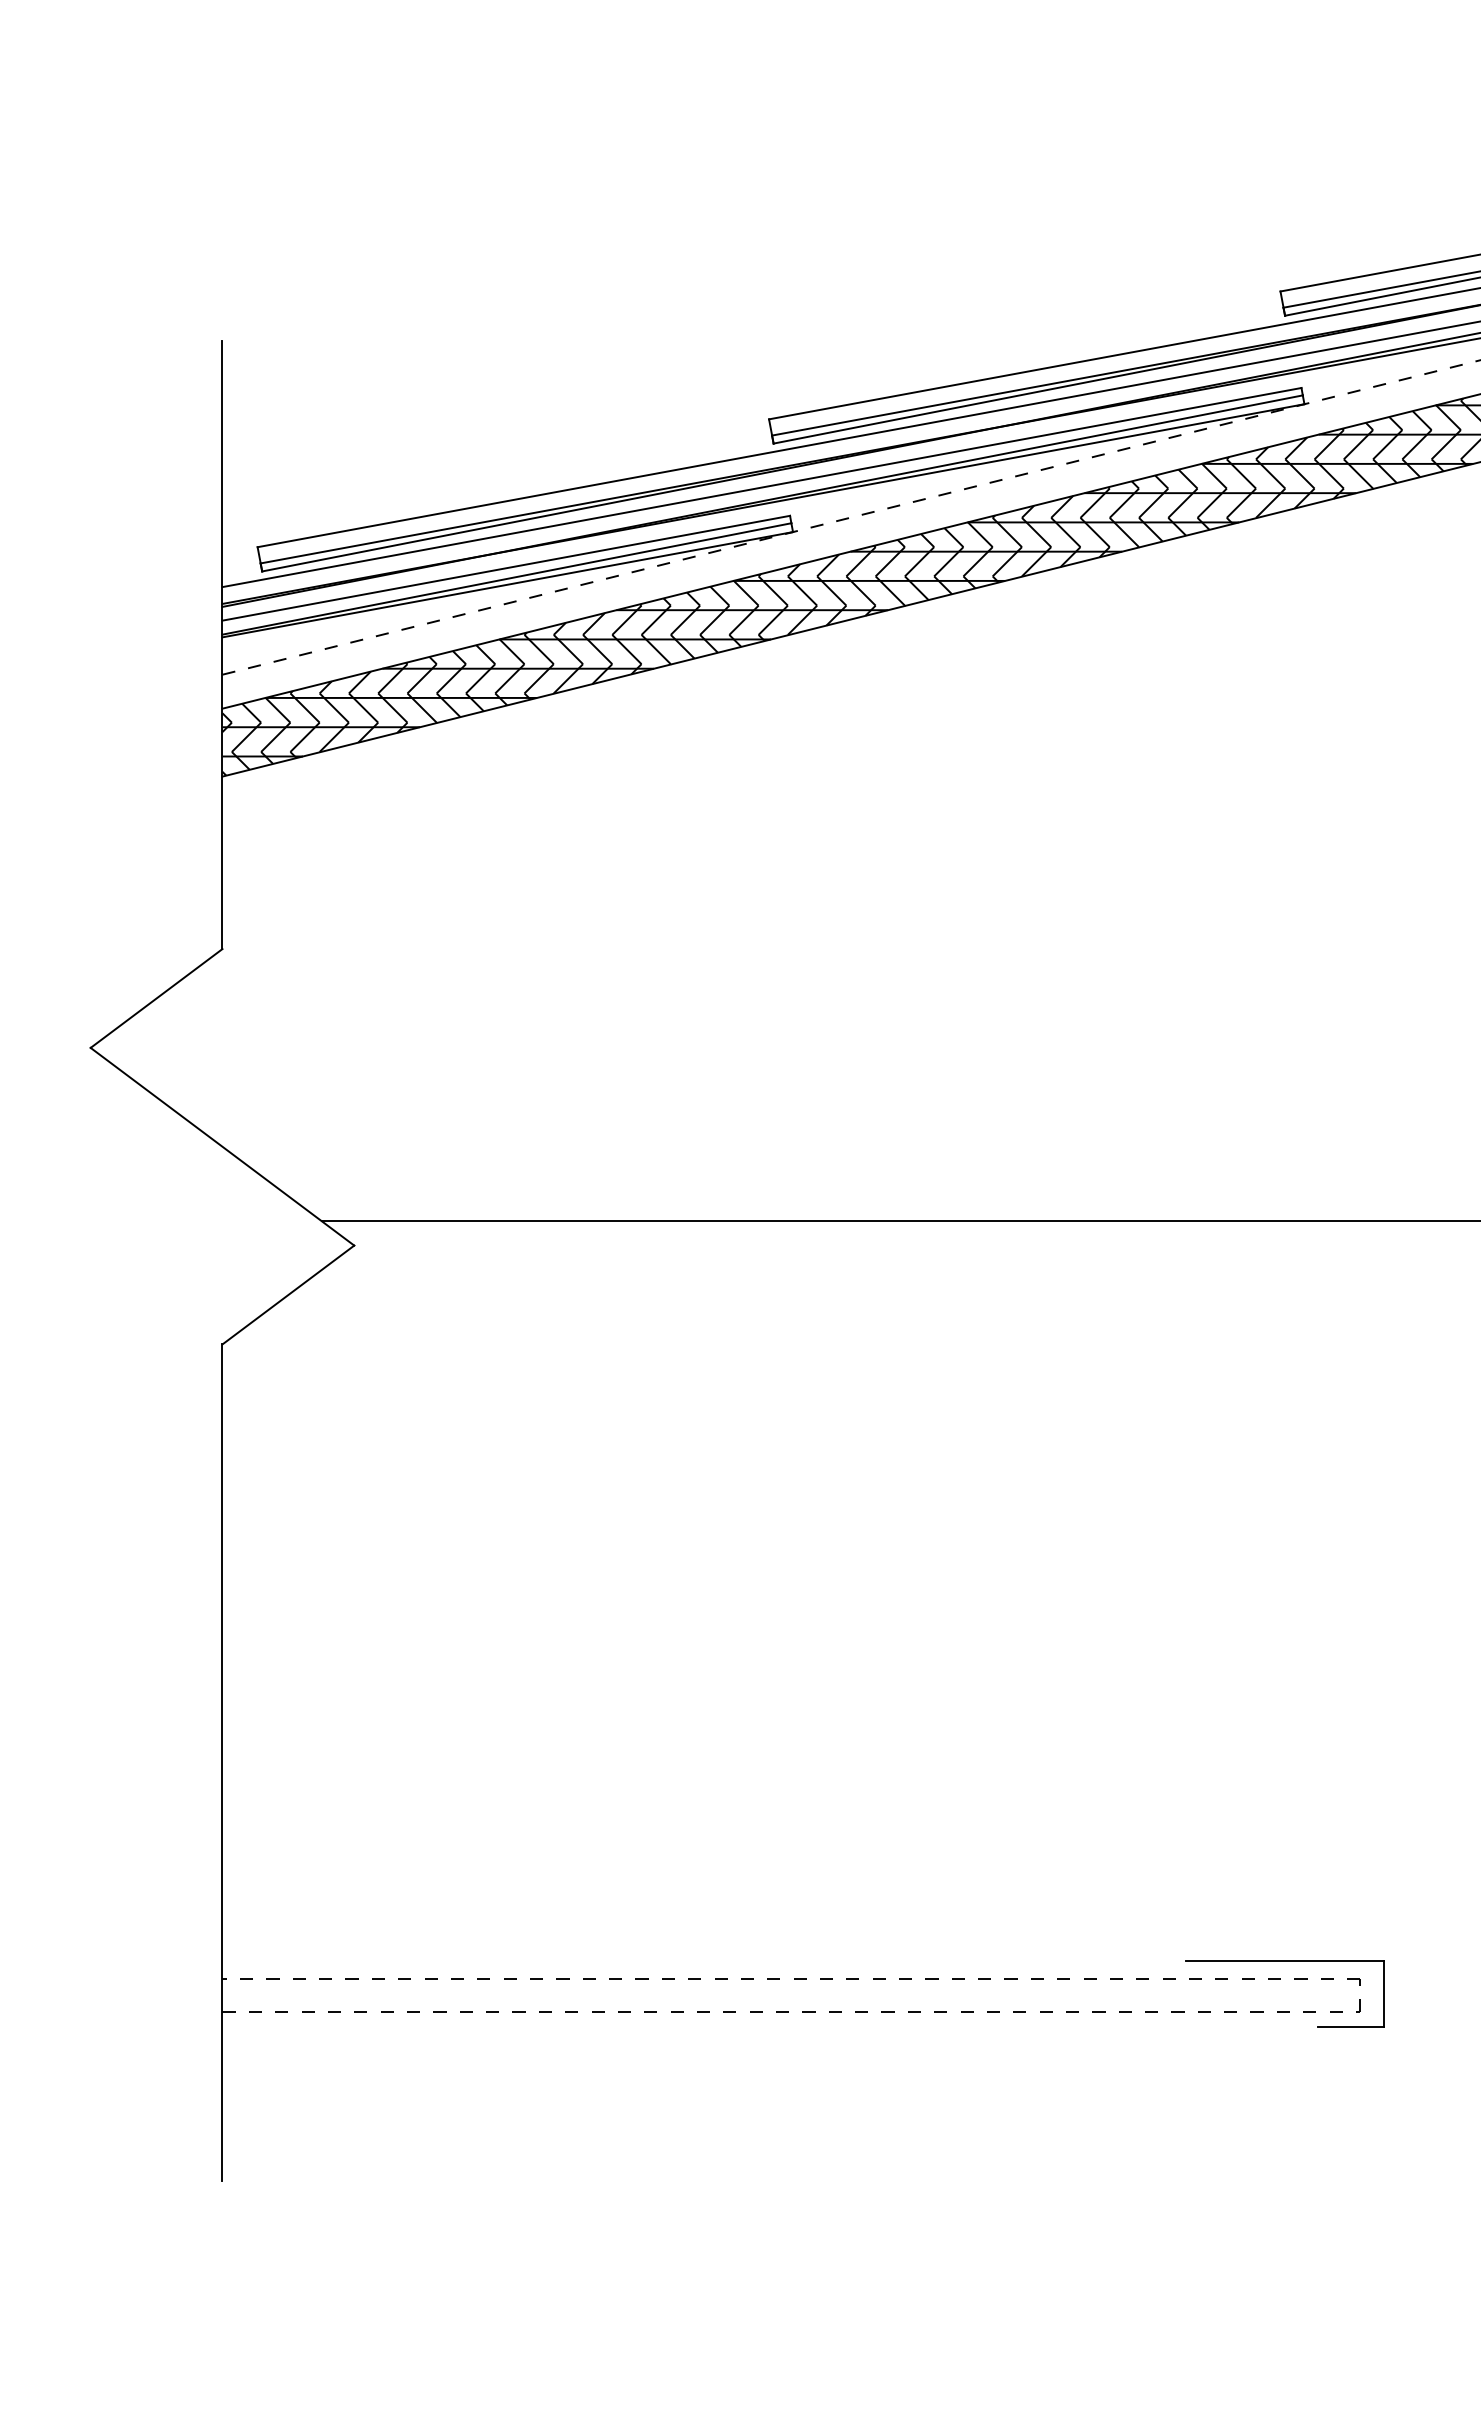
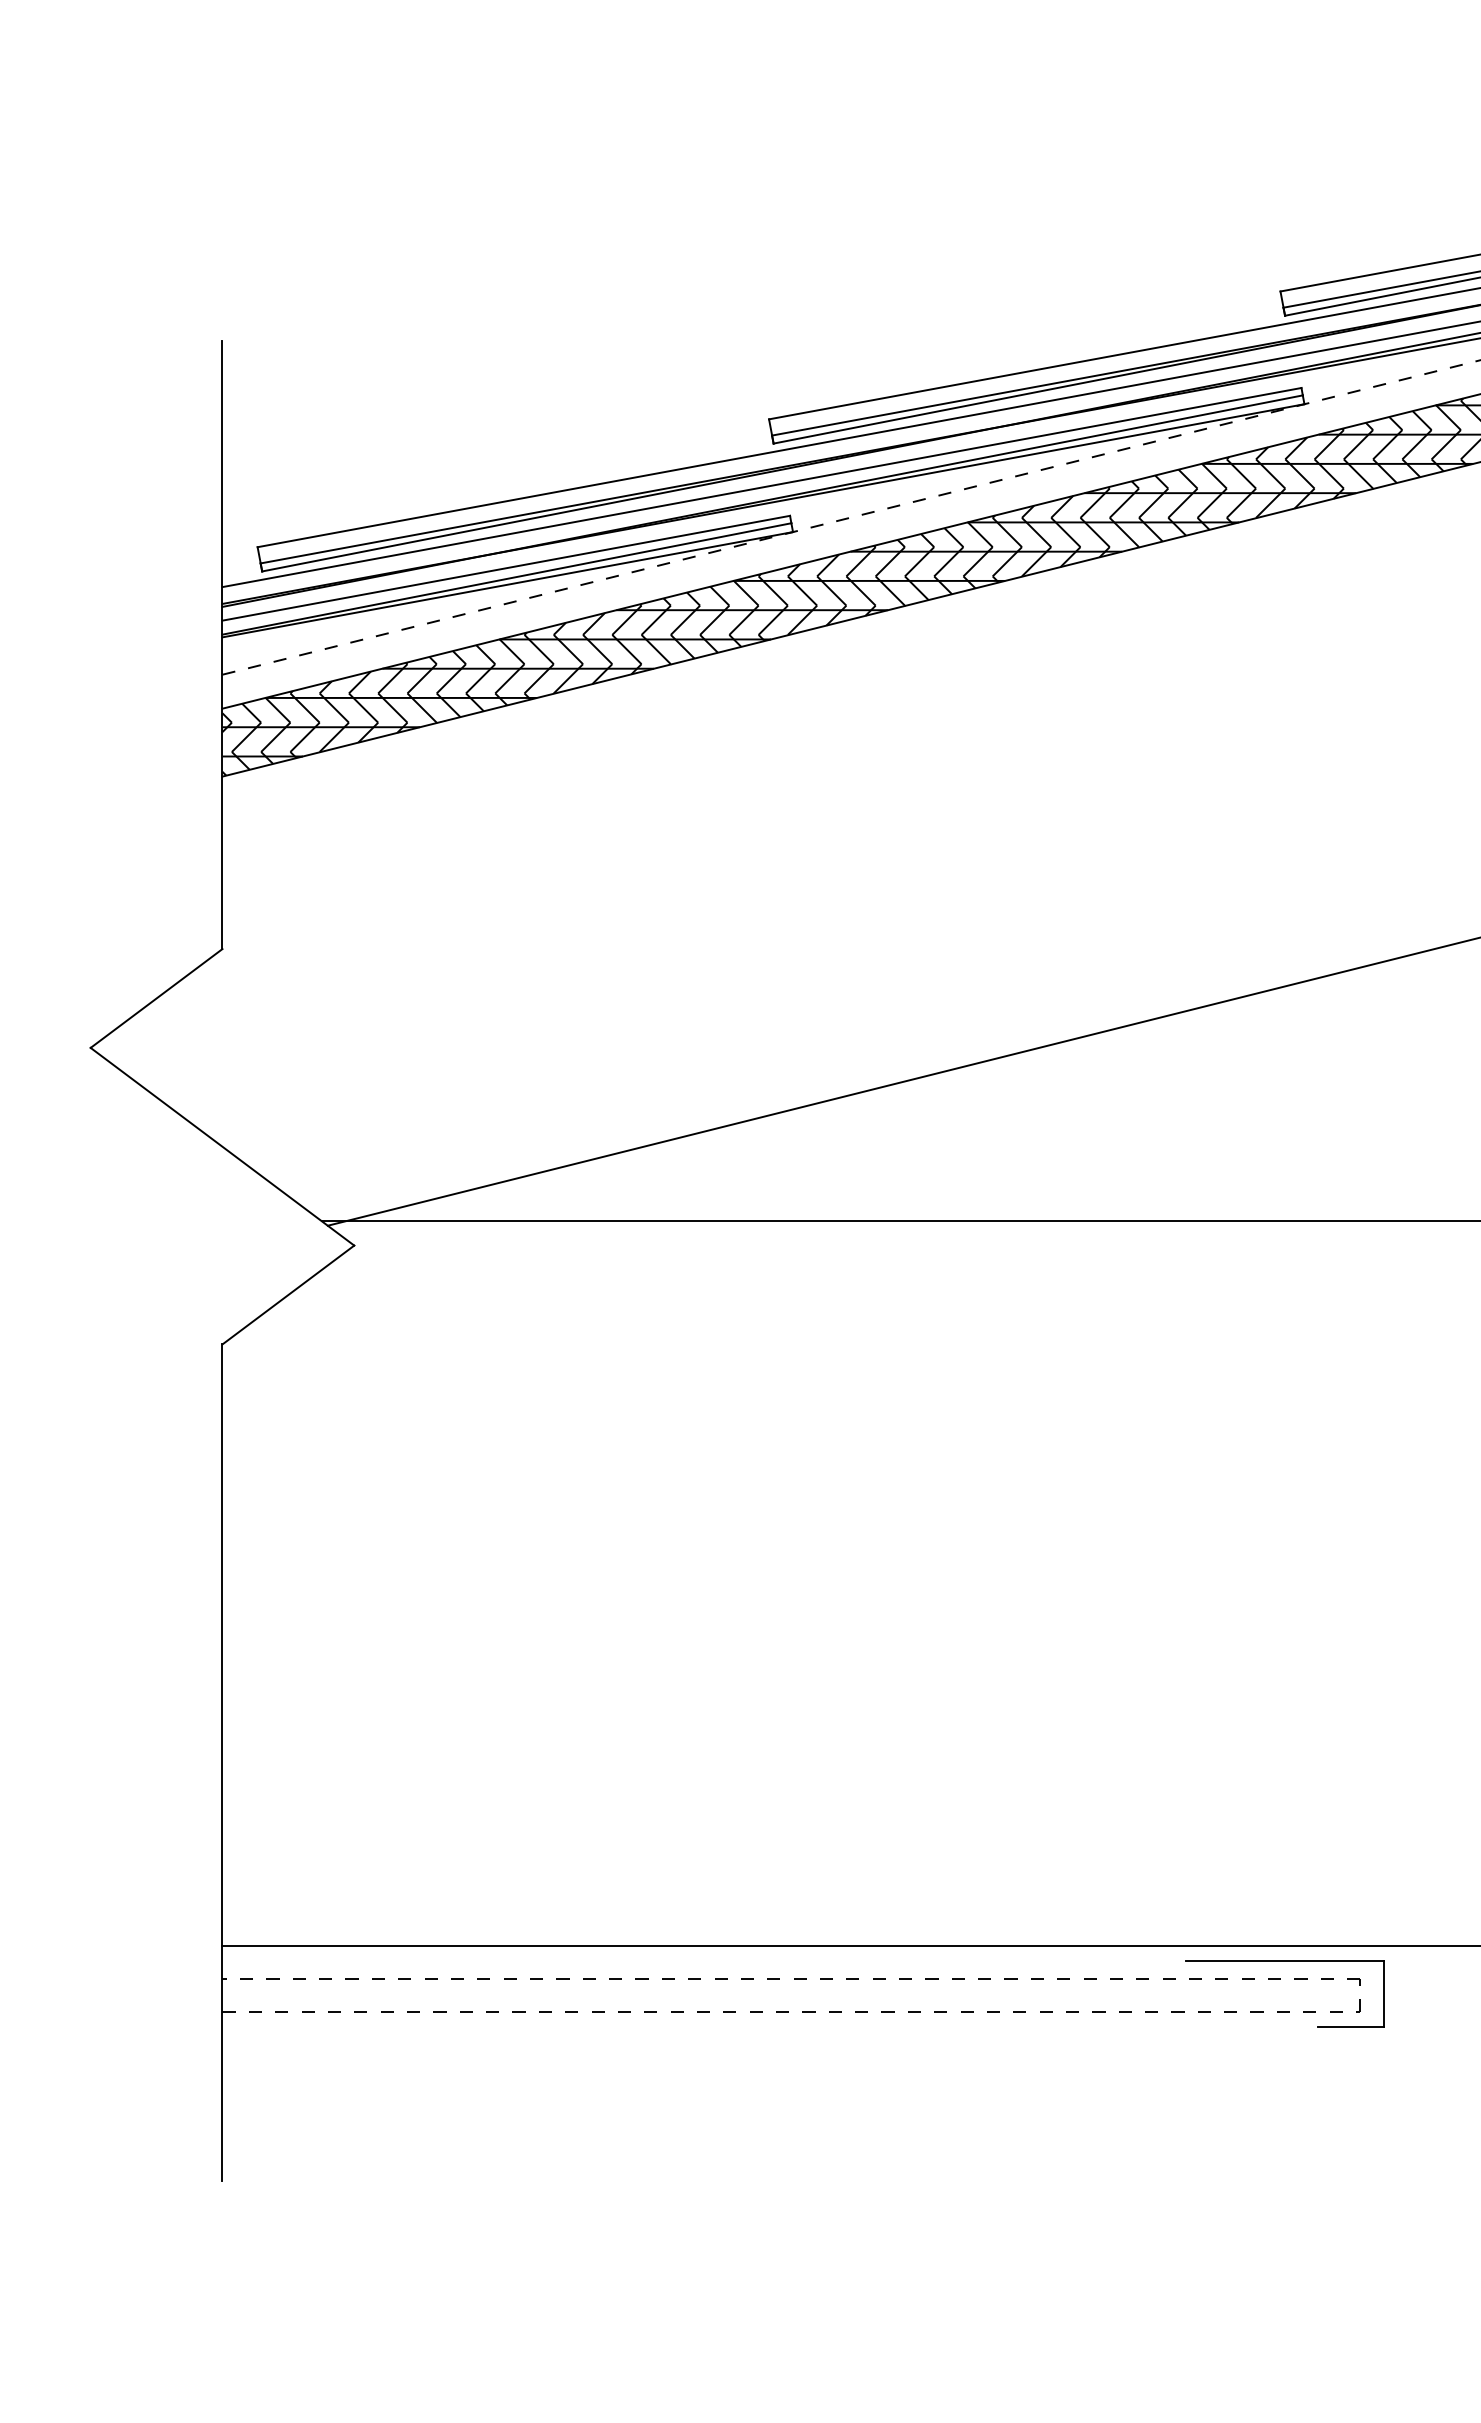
line: none -> present (902, 1081)
line: none -> present (849, 1946)
